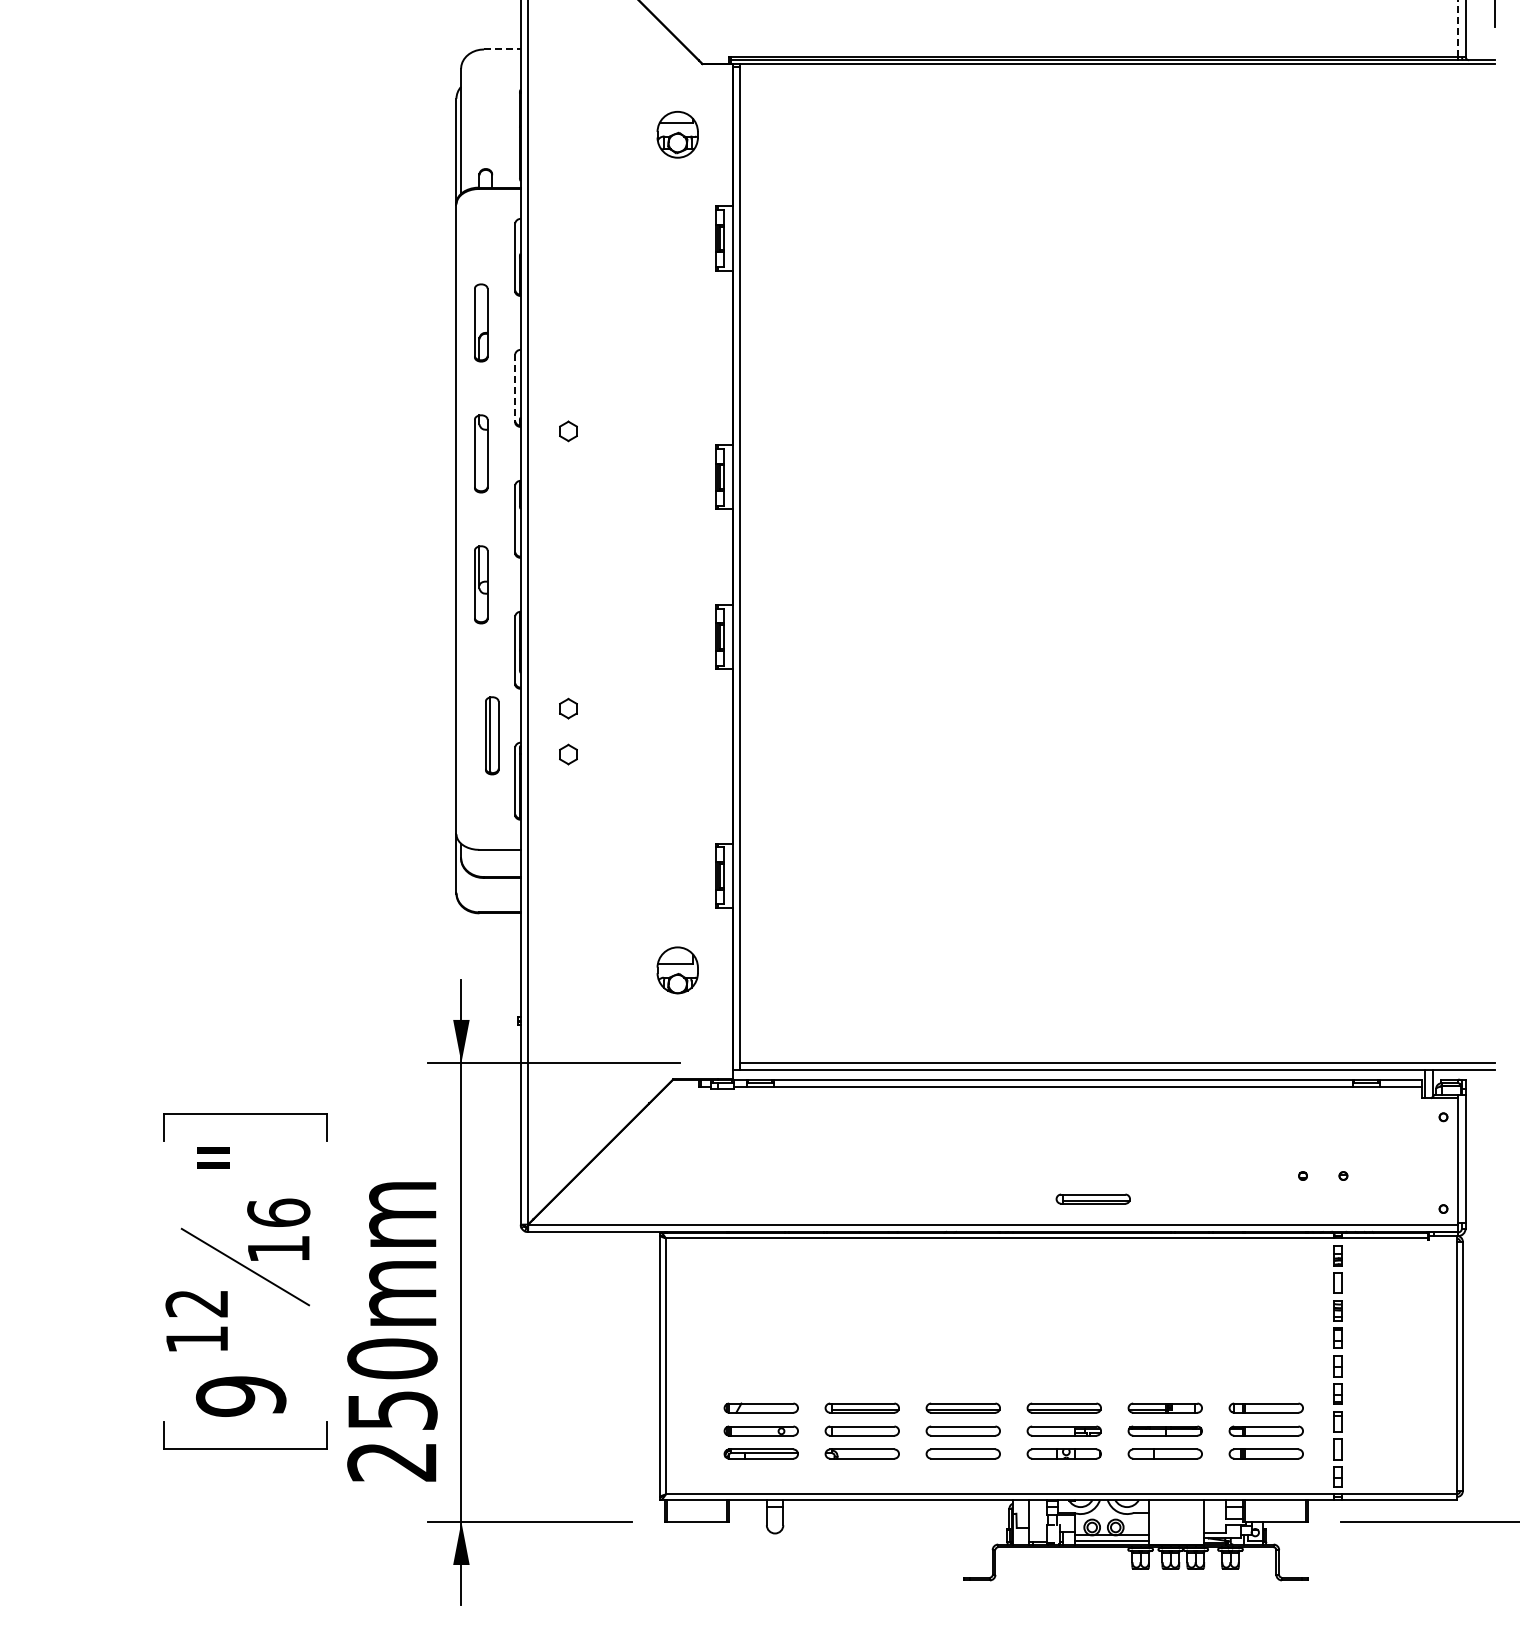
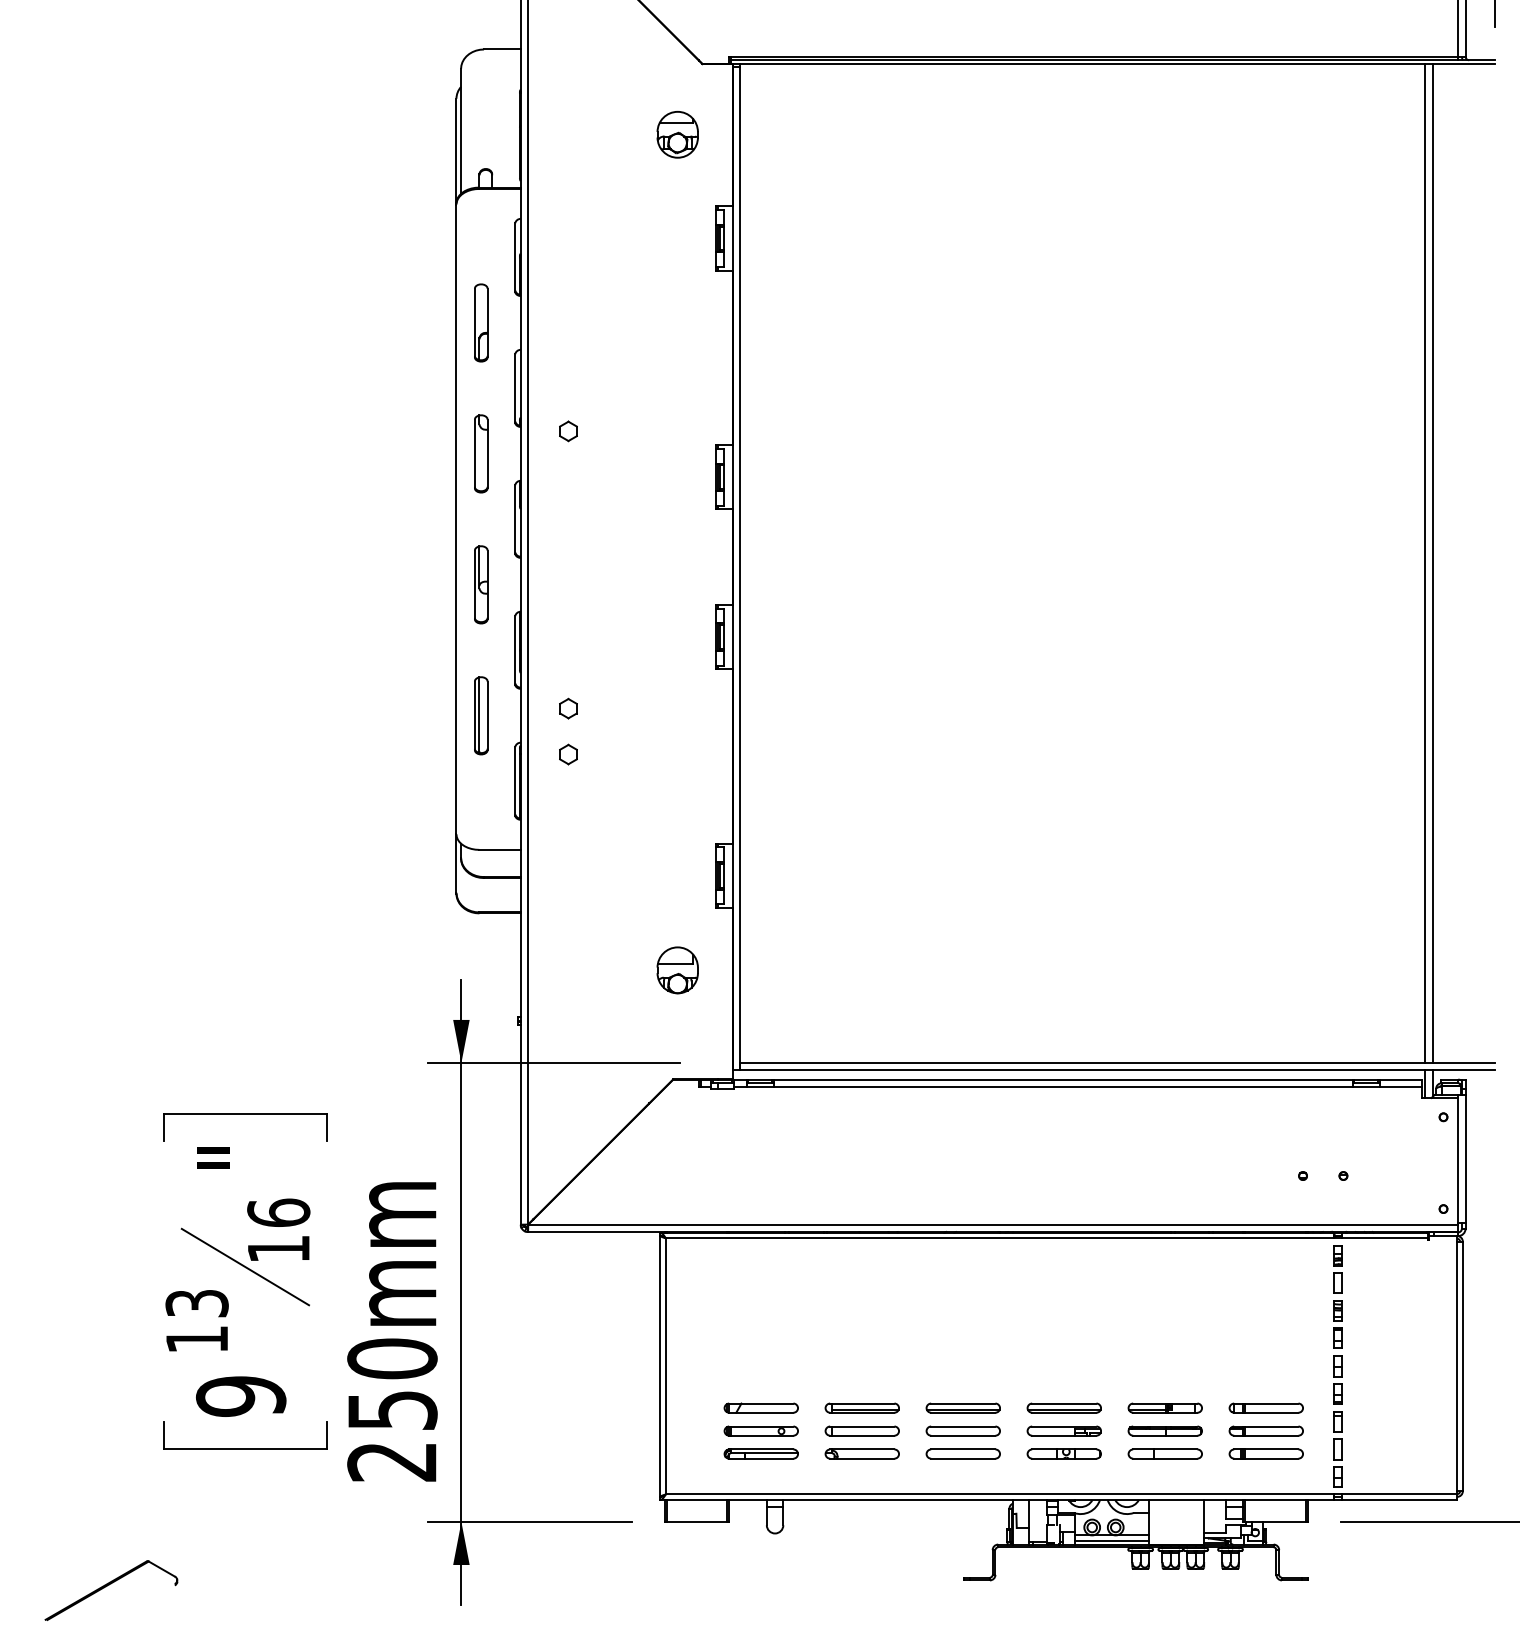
line: dashed -> solid (1458, 28)
line: dashed -> solid (502, 49)
line: dashed -> solid (515, 388)
line: none -> present (1425, 562)
line: none -> present (1432, 562)
part position: (492, 735) -> (481, 715) (481, 715)
part: present -> none (1092, 1198)
text: 12 -> 13 (196, 1303)
part: none -> present (111, 1590)
